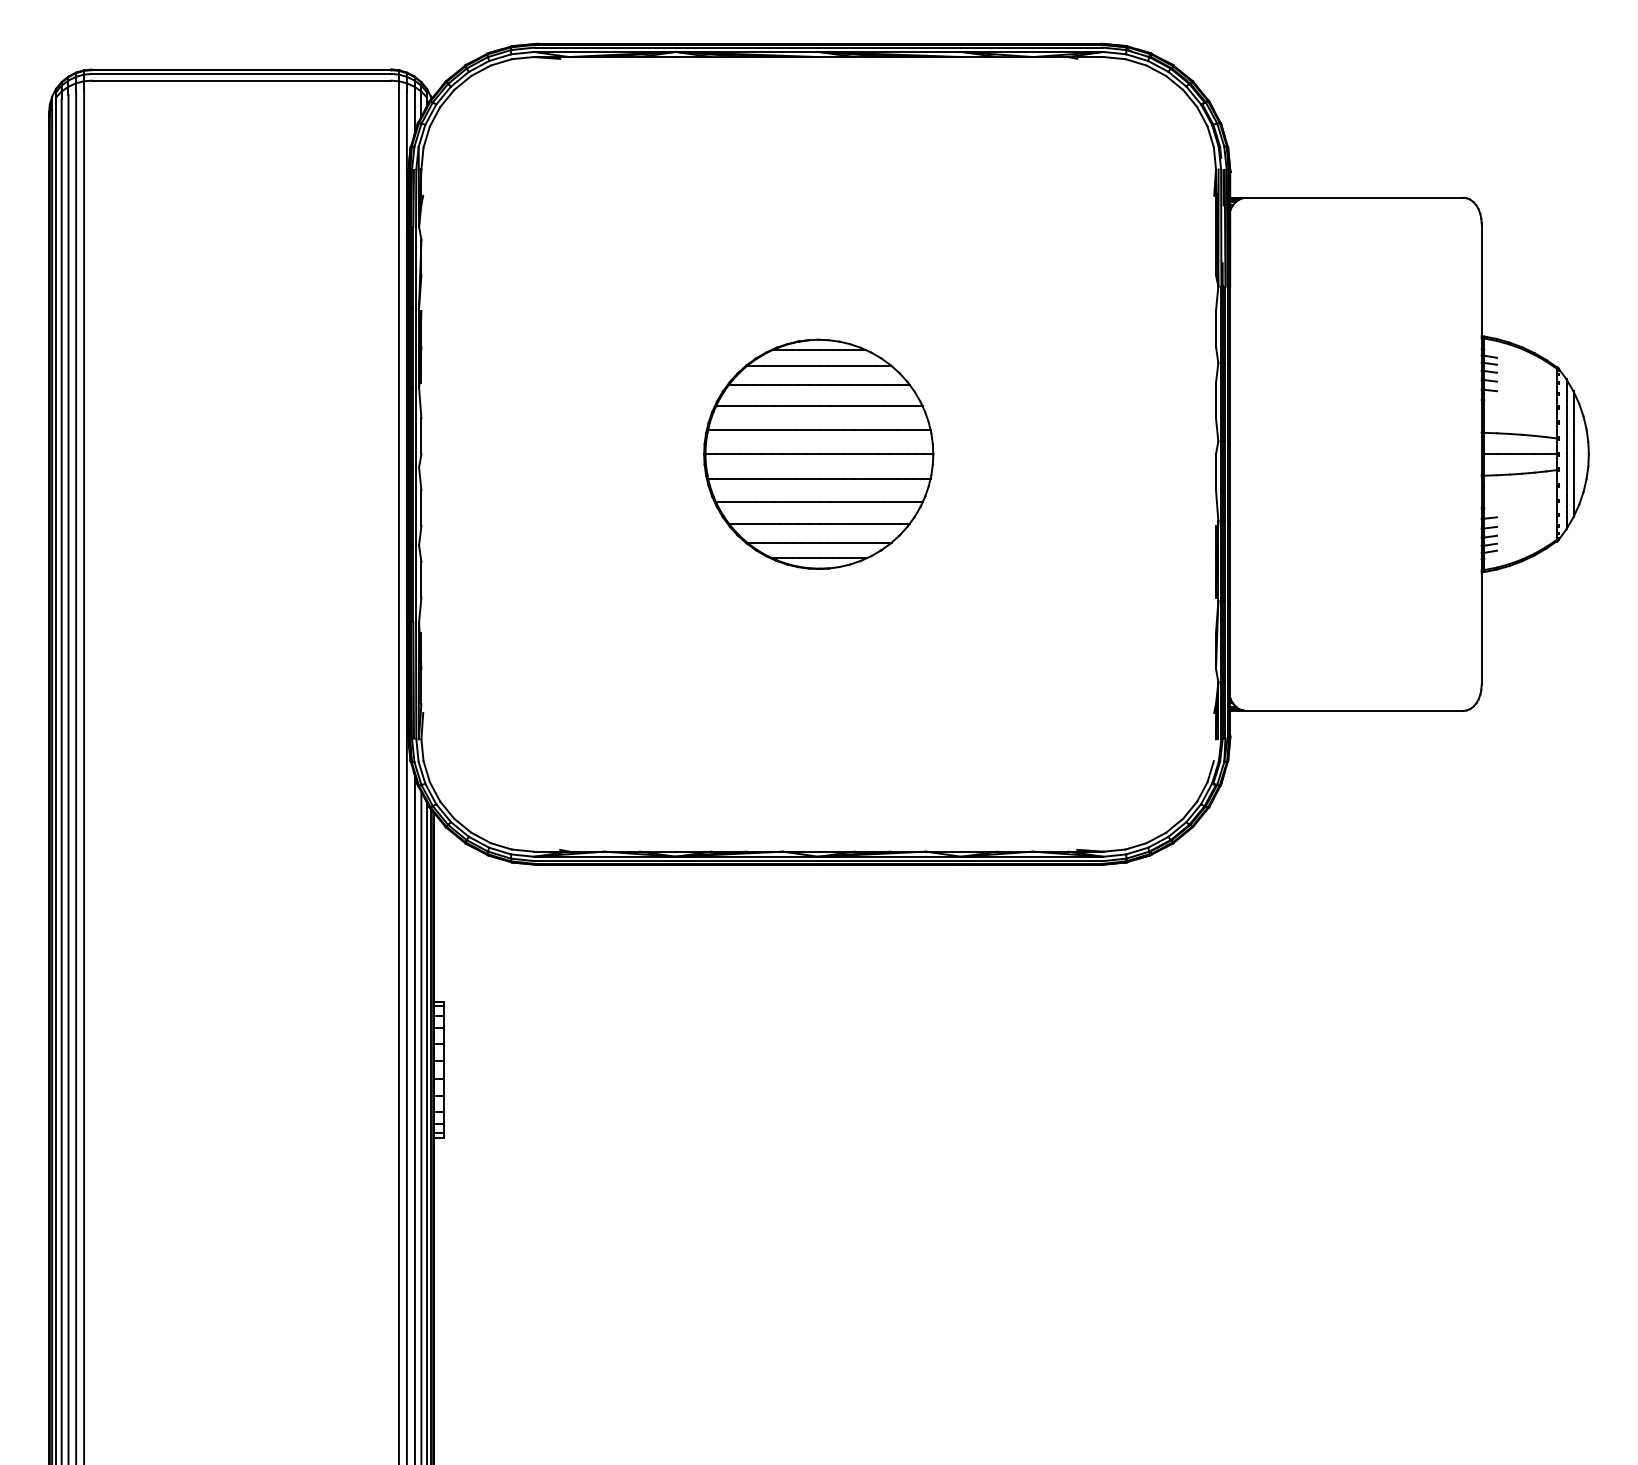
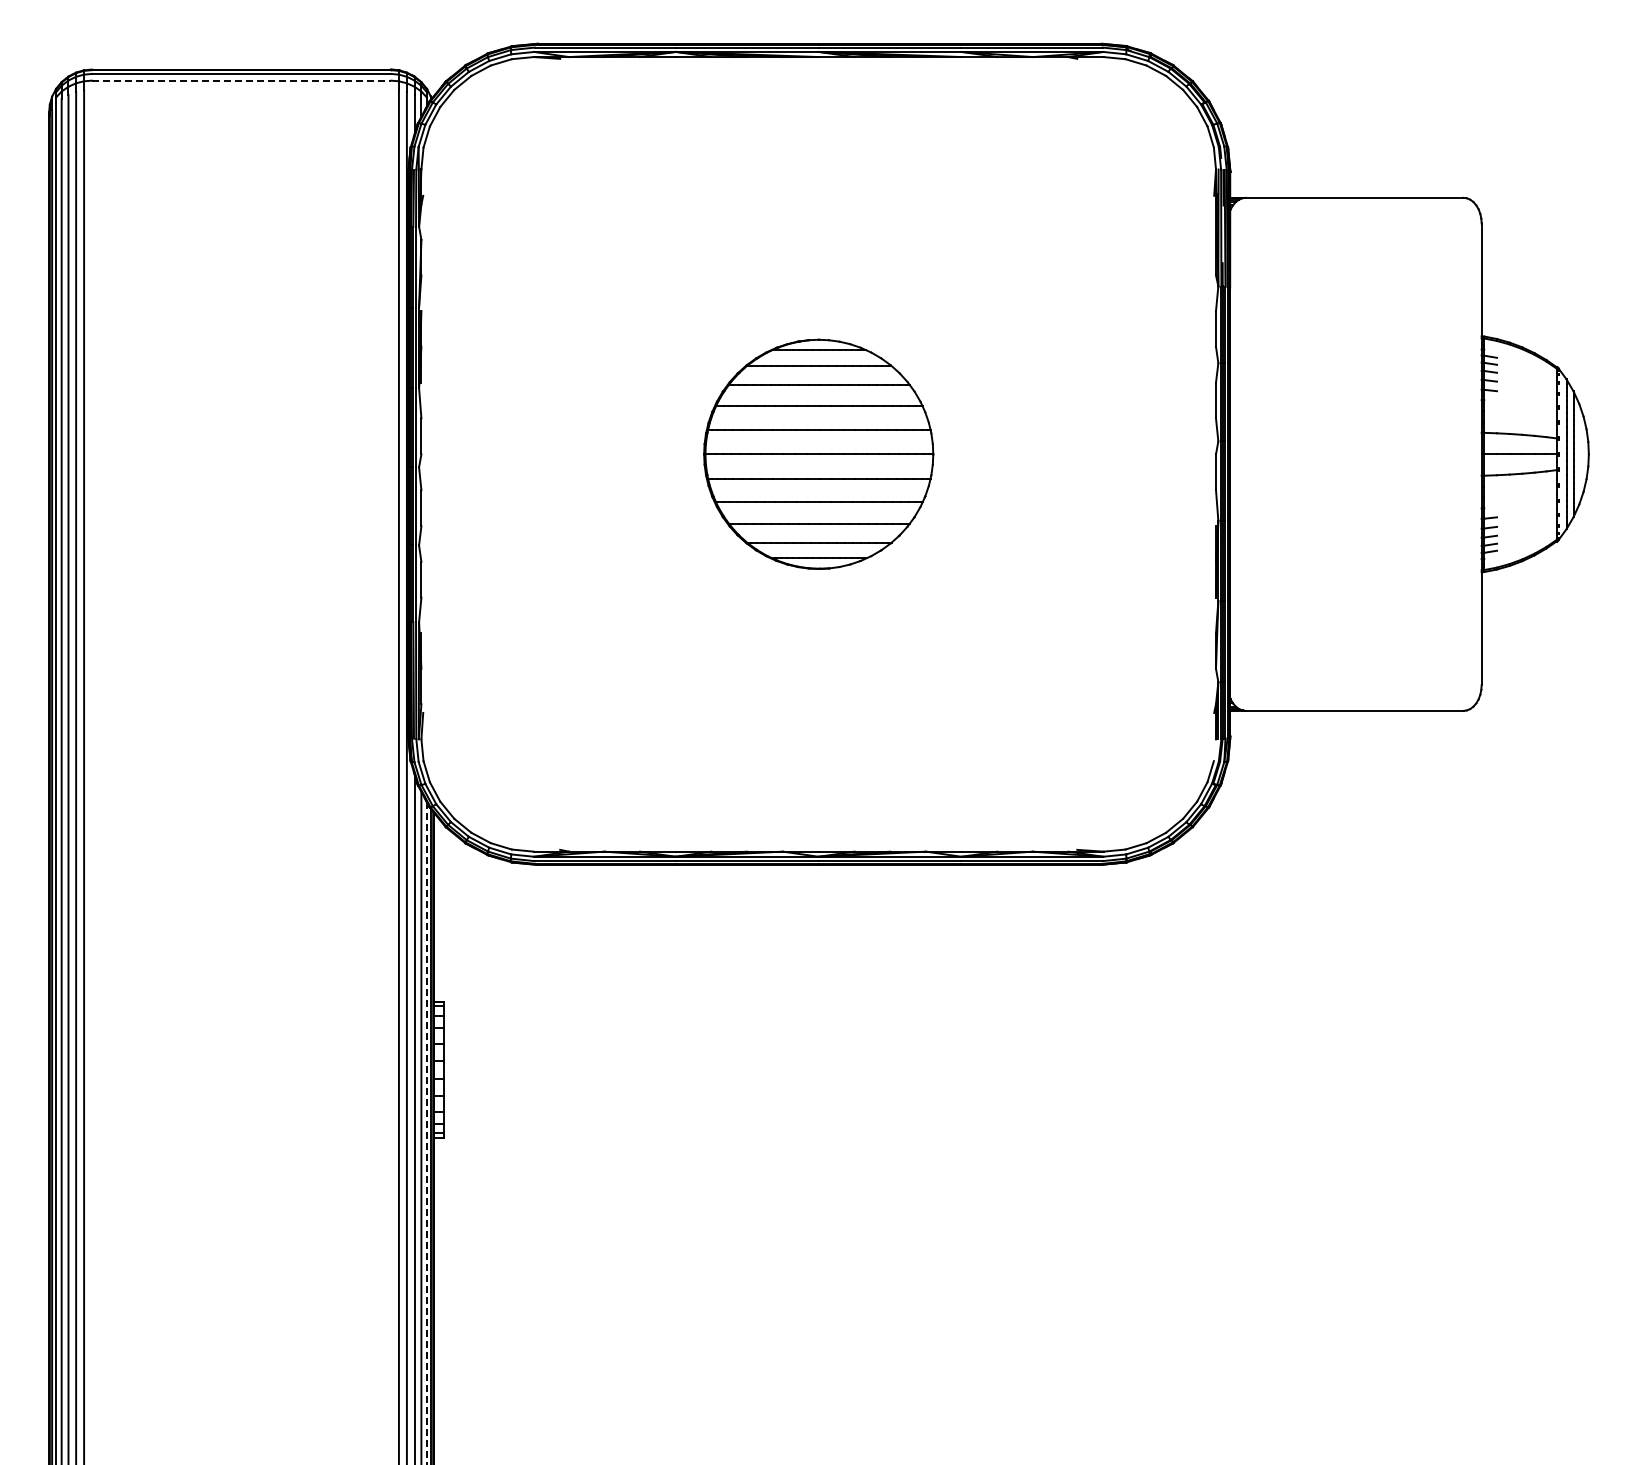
line: solid -> dashed (241, 80)
line: solid -> dashed (426, 1133)
